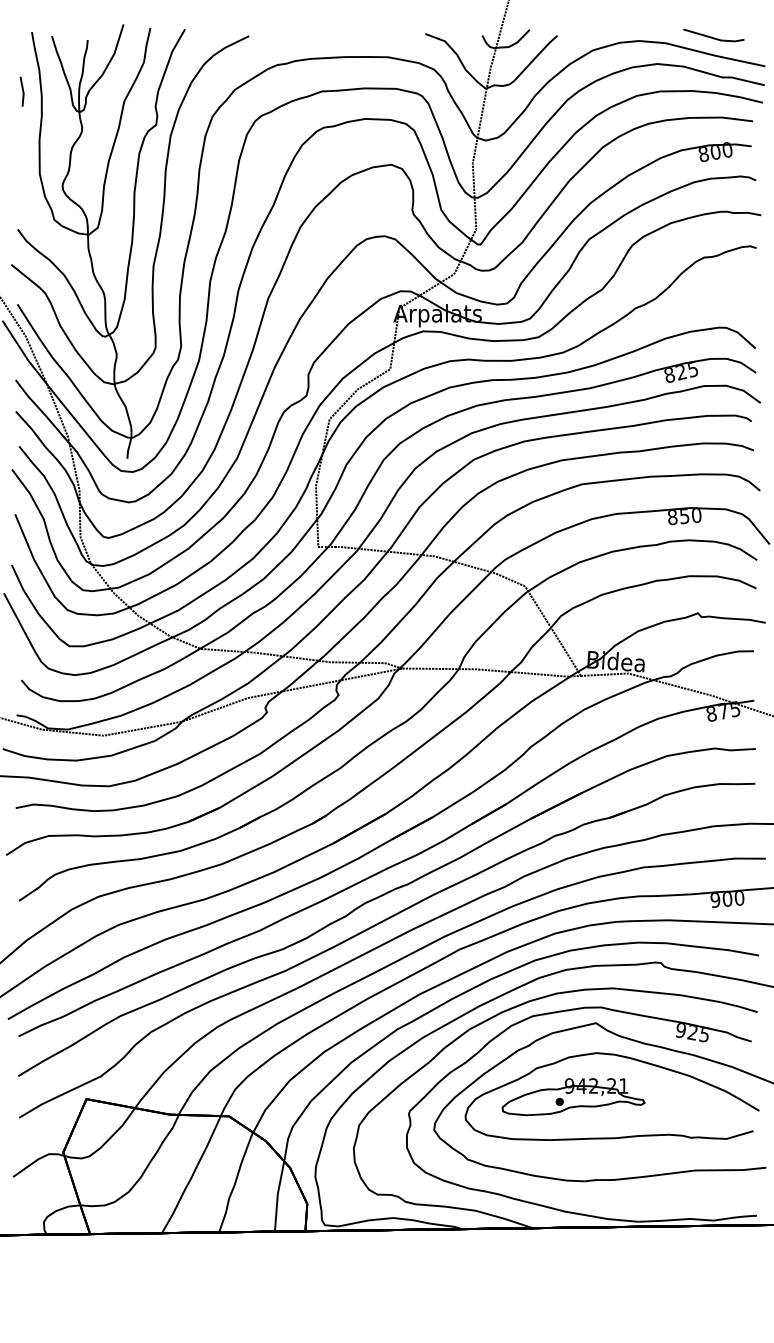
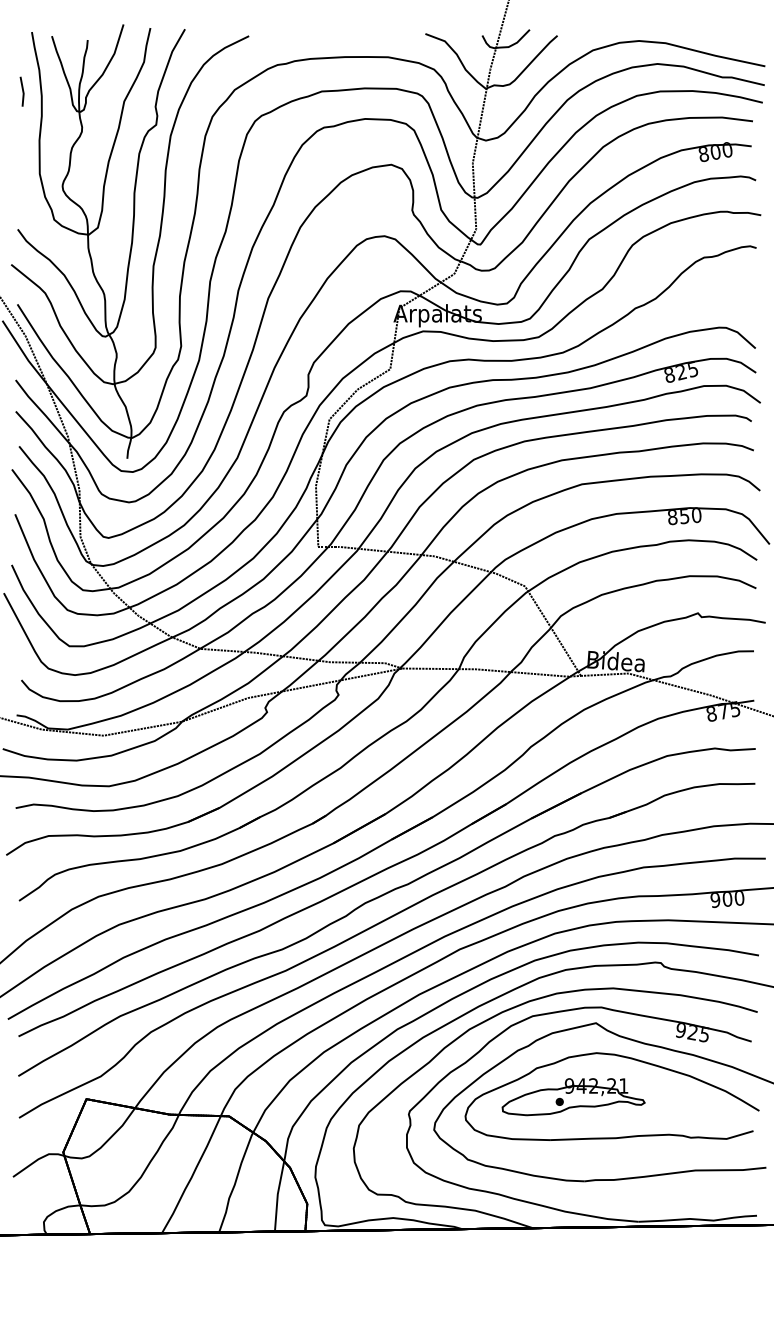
line: present -> none (713, 37)
